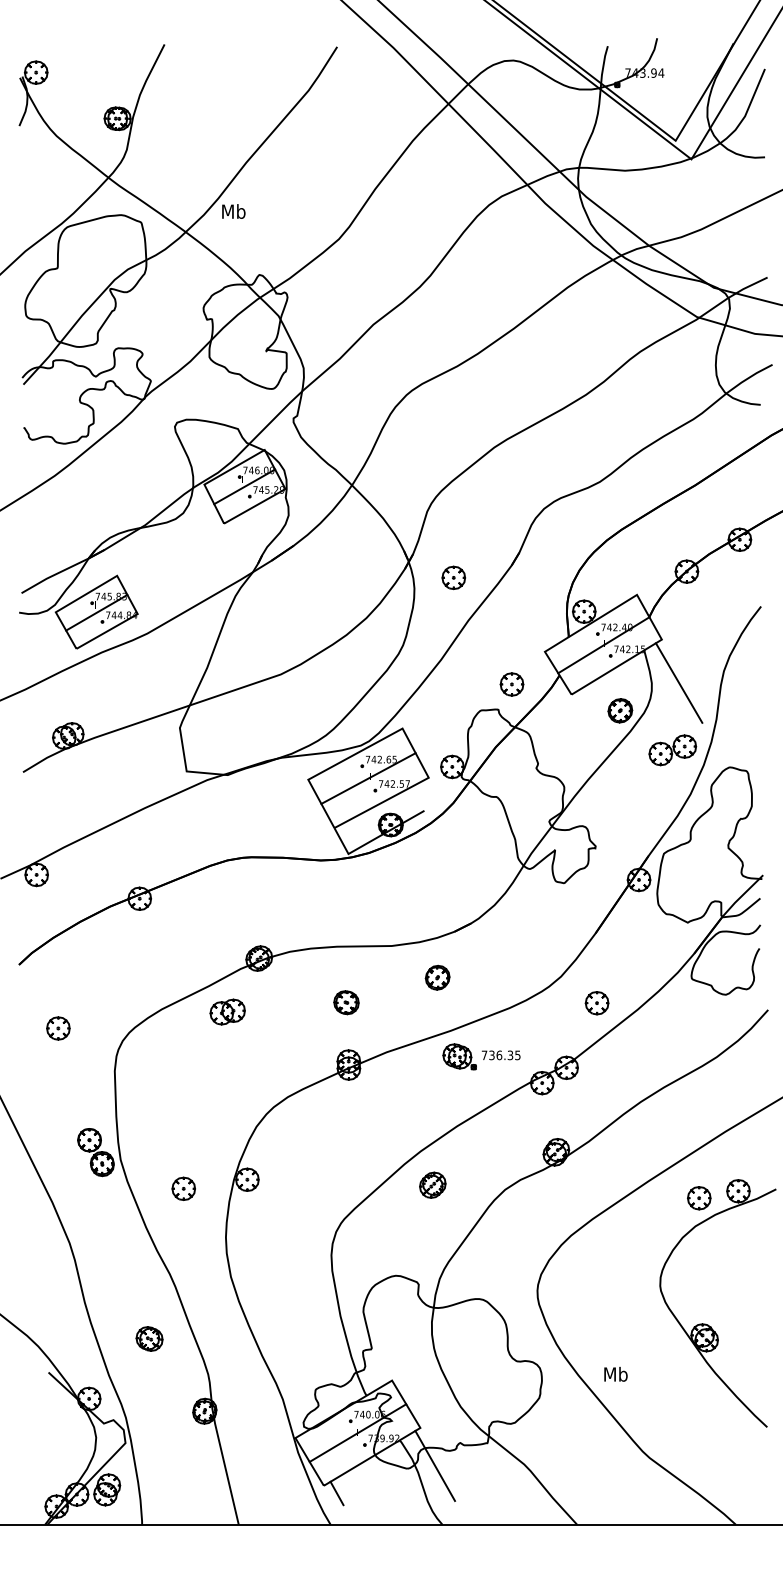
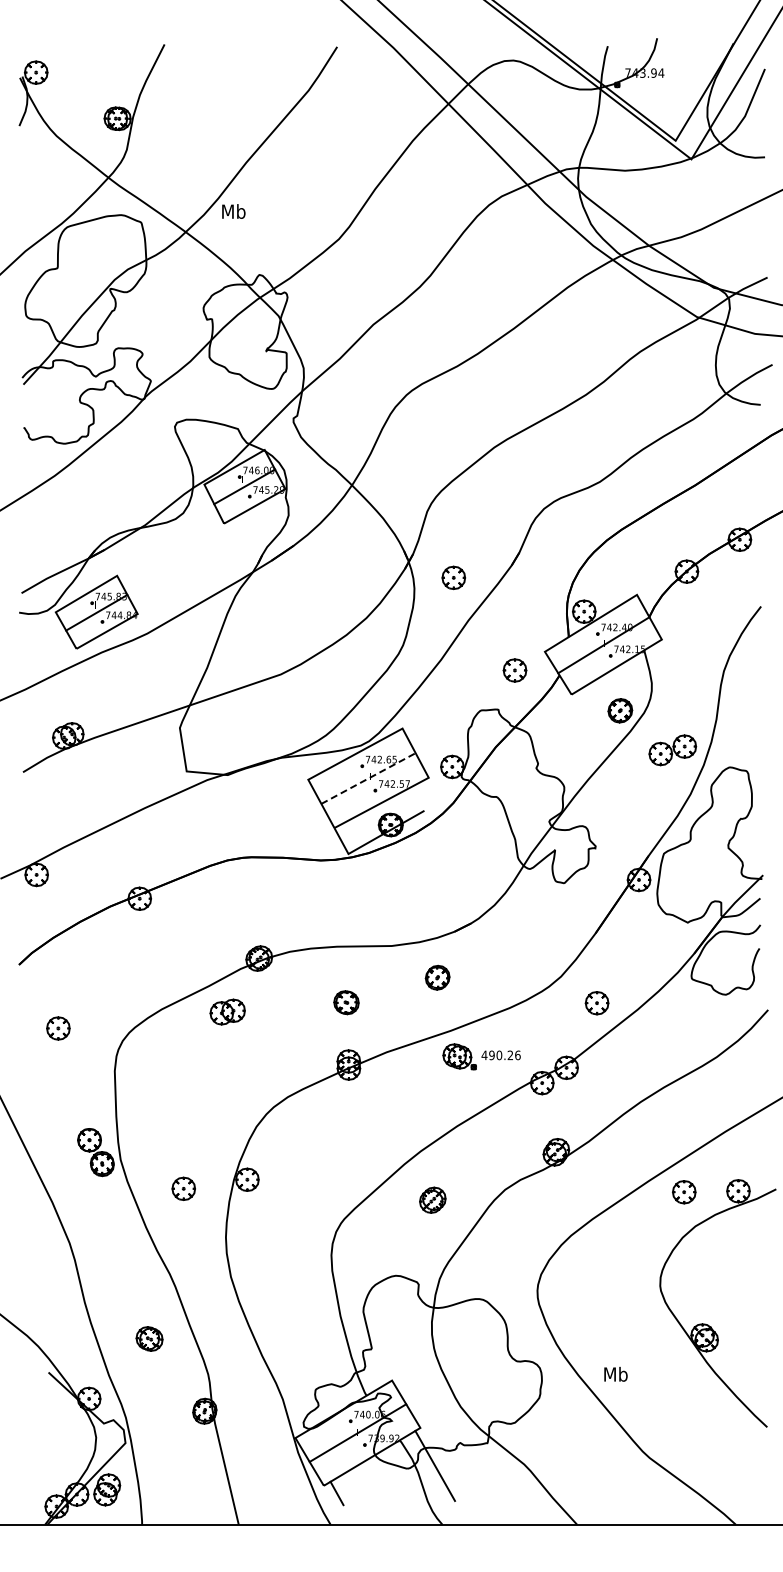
line: present -> none (678, 682)
part position: (511, 684) -> (514, 670) (514, 670)
line: solid -> dashed (368, 778)
text: 736.35 -> 490.26 (500, 1055)
part position: (432, 1184) -> (432, 1199) (432, 1199)
part position: (699, 1198) -> (684, 1192) (684, 1192)
